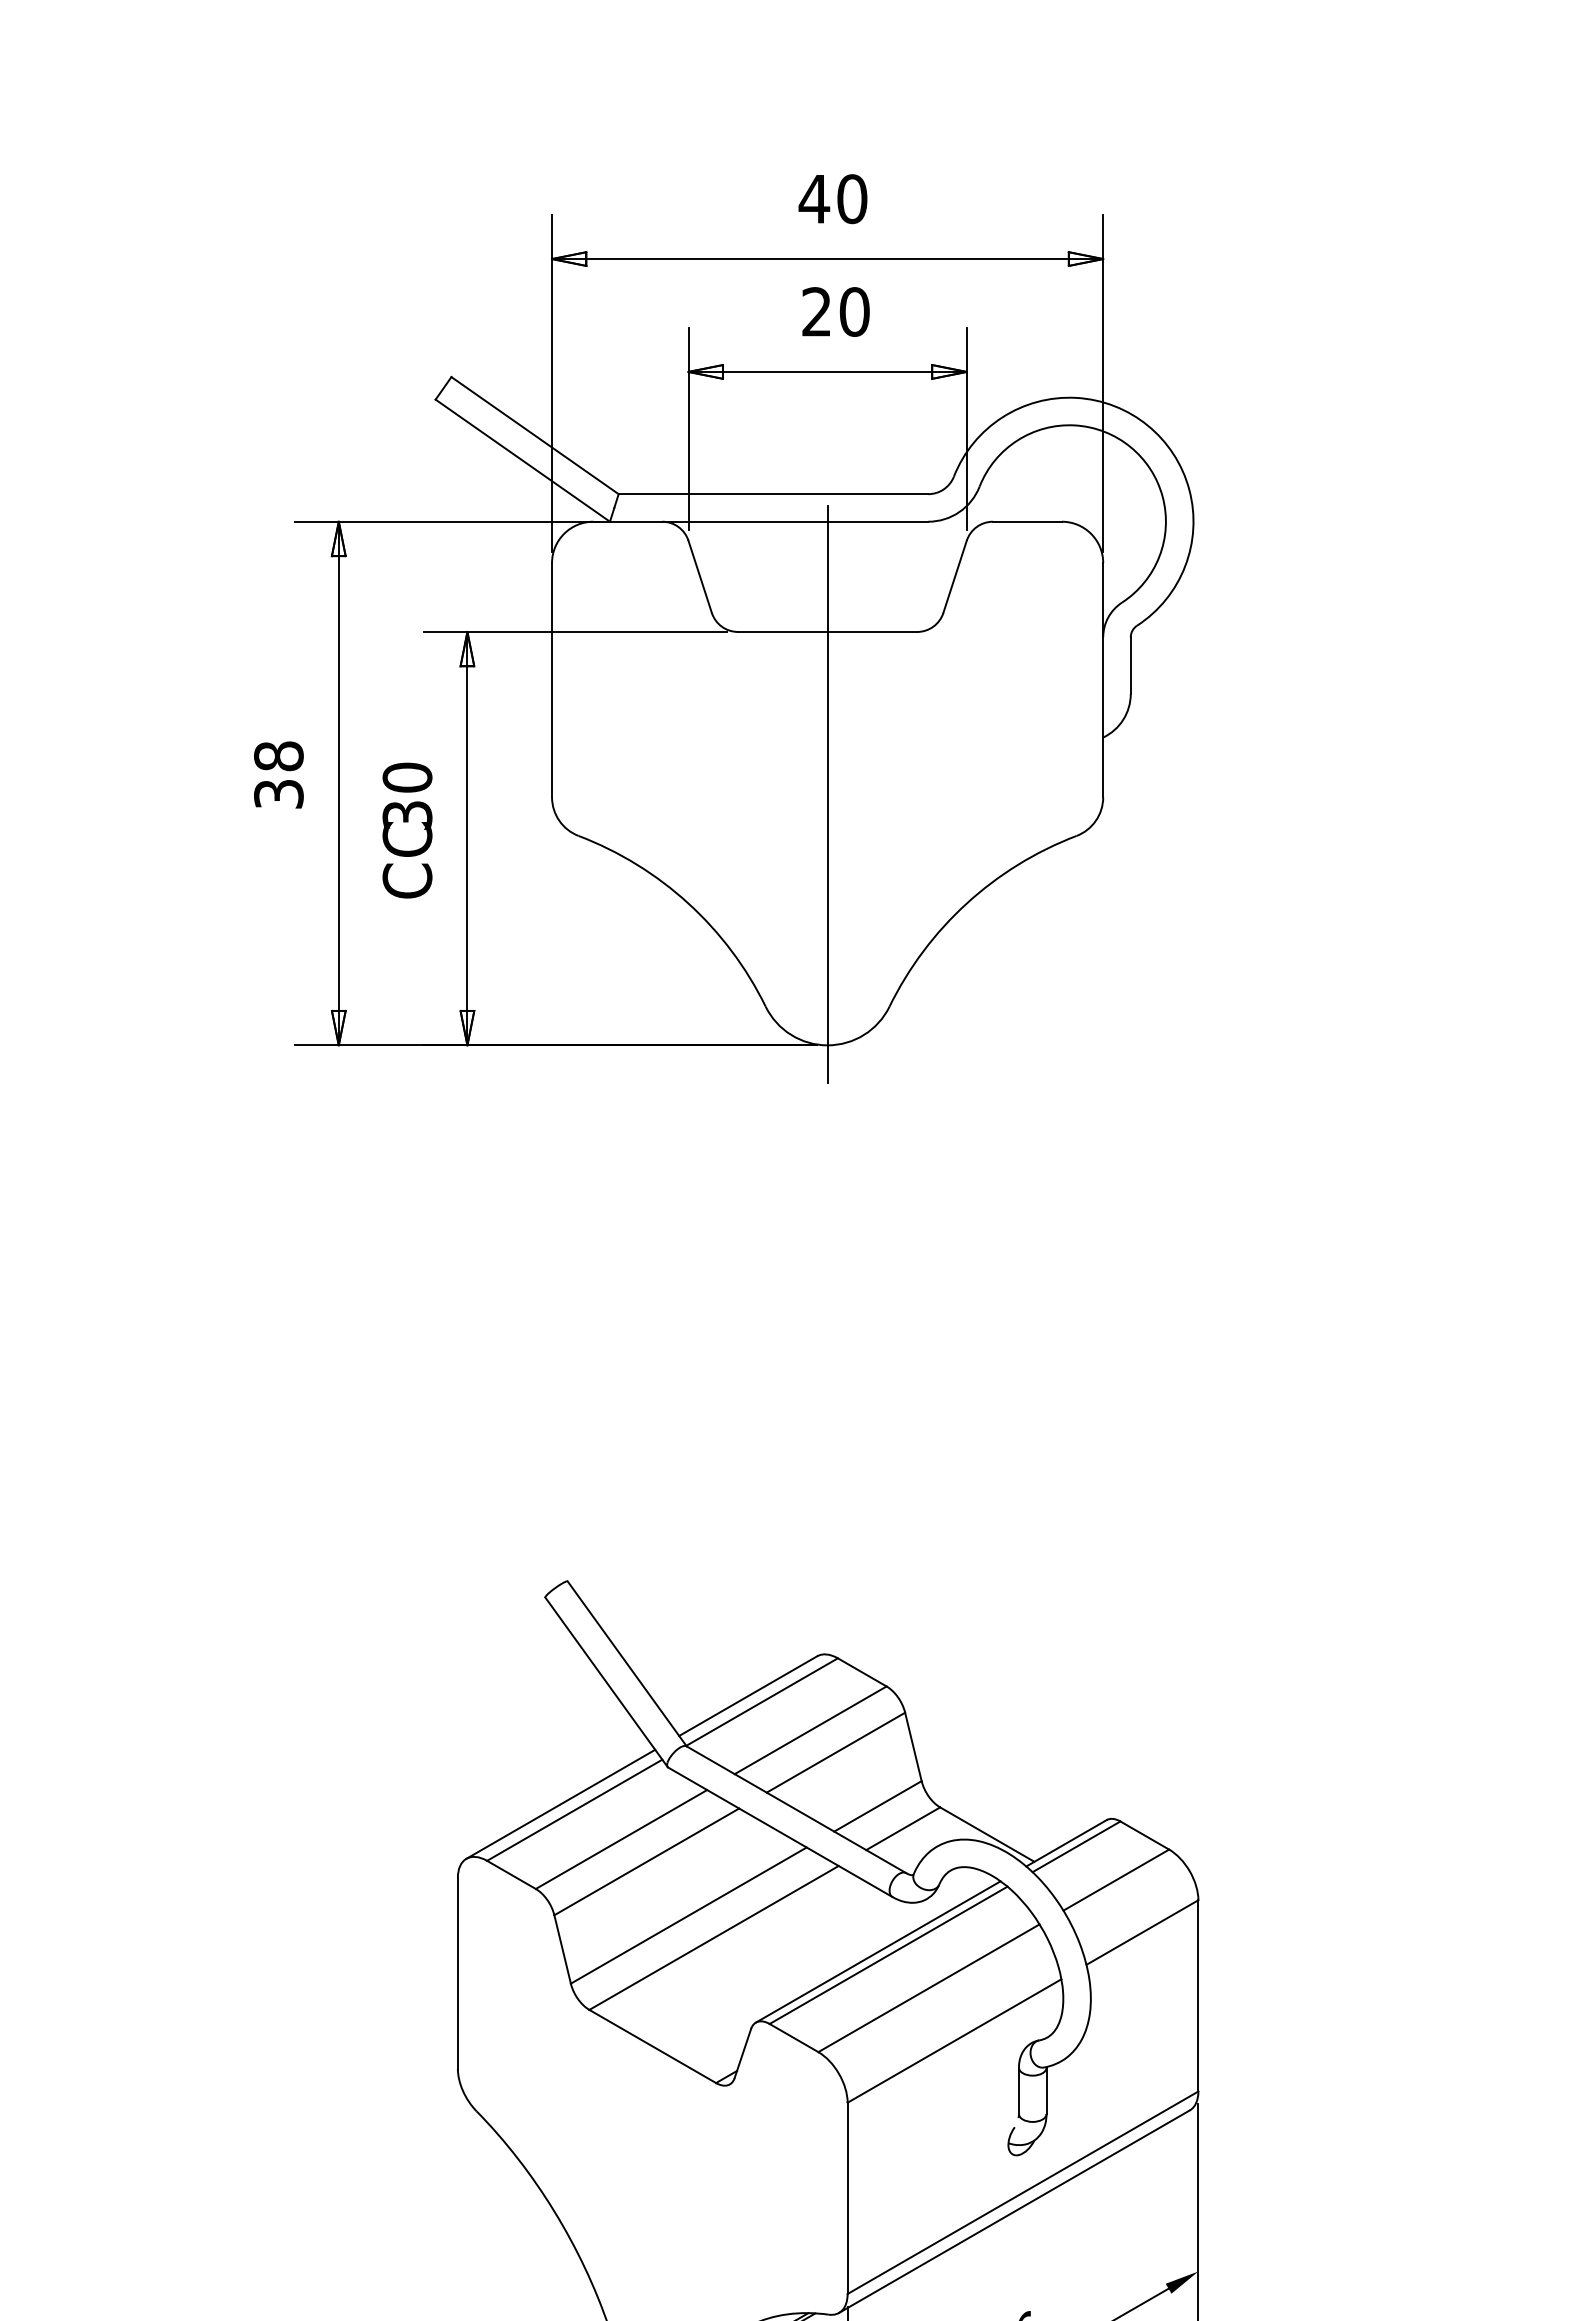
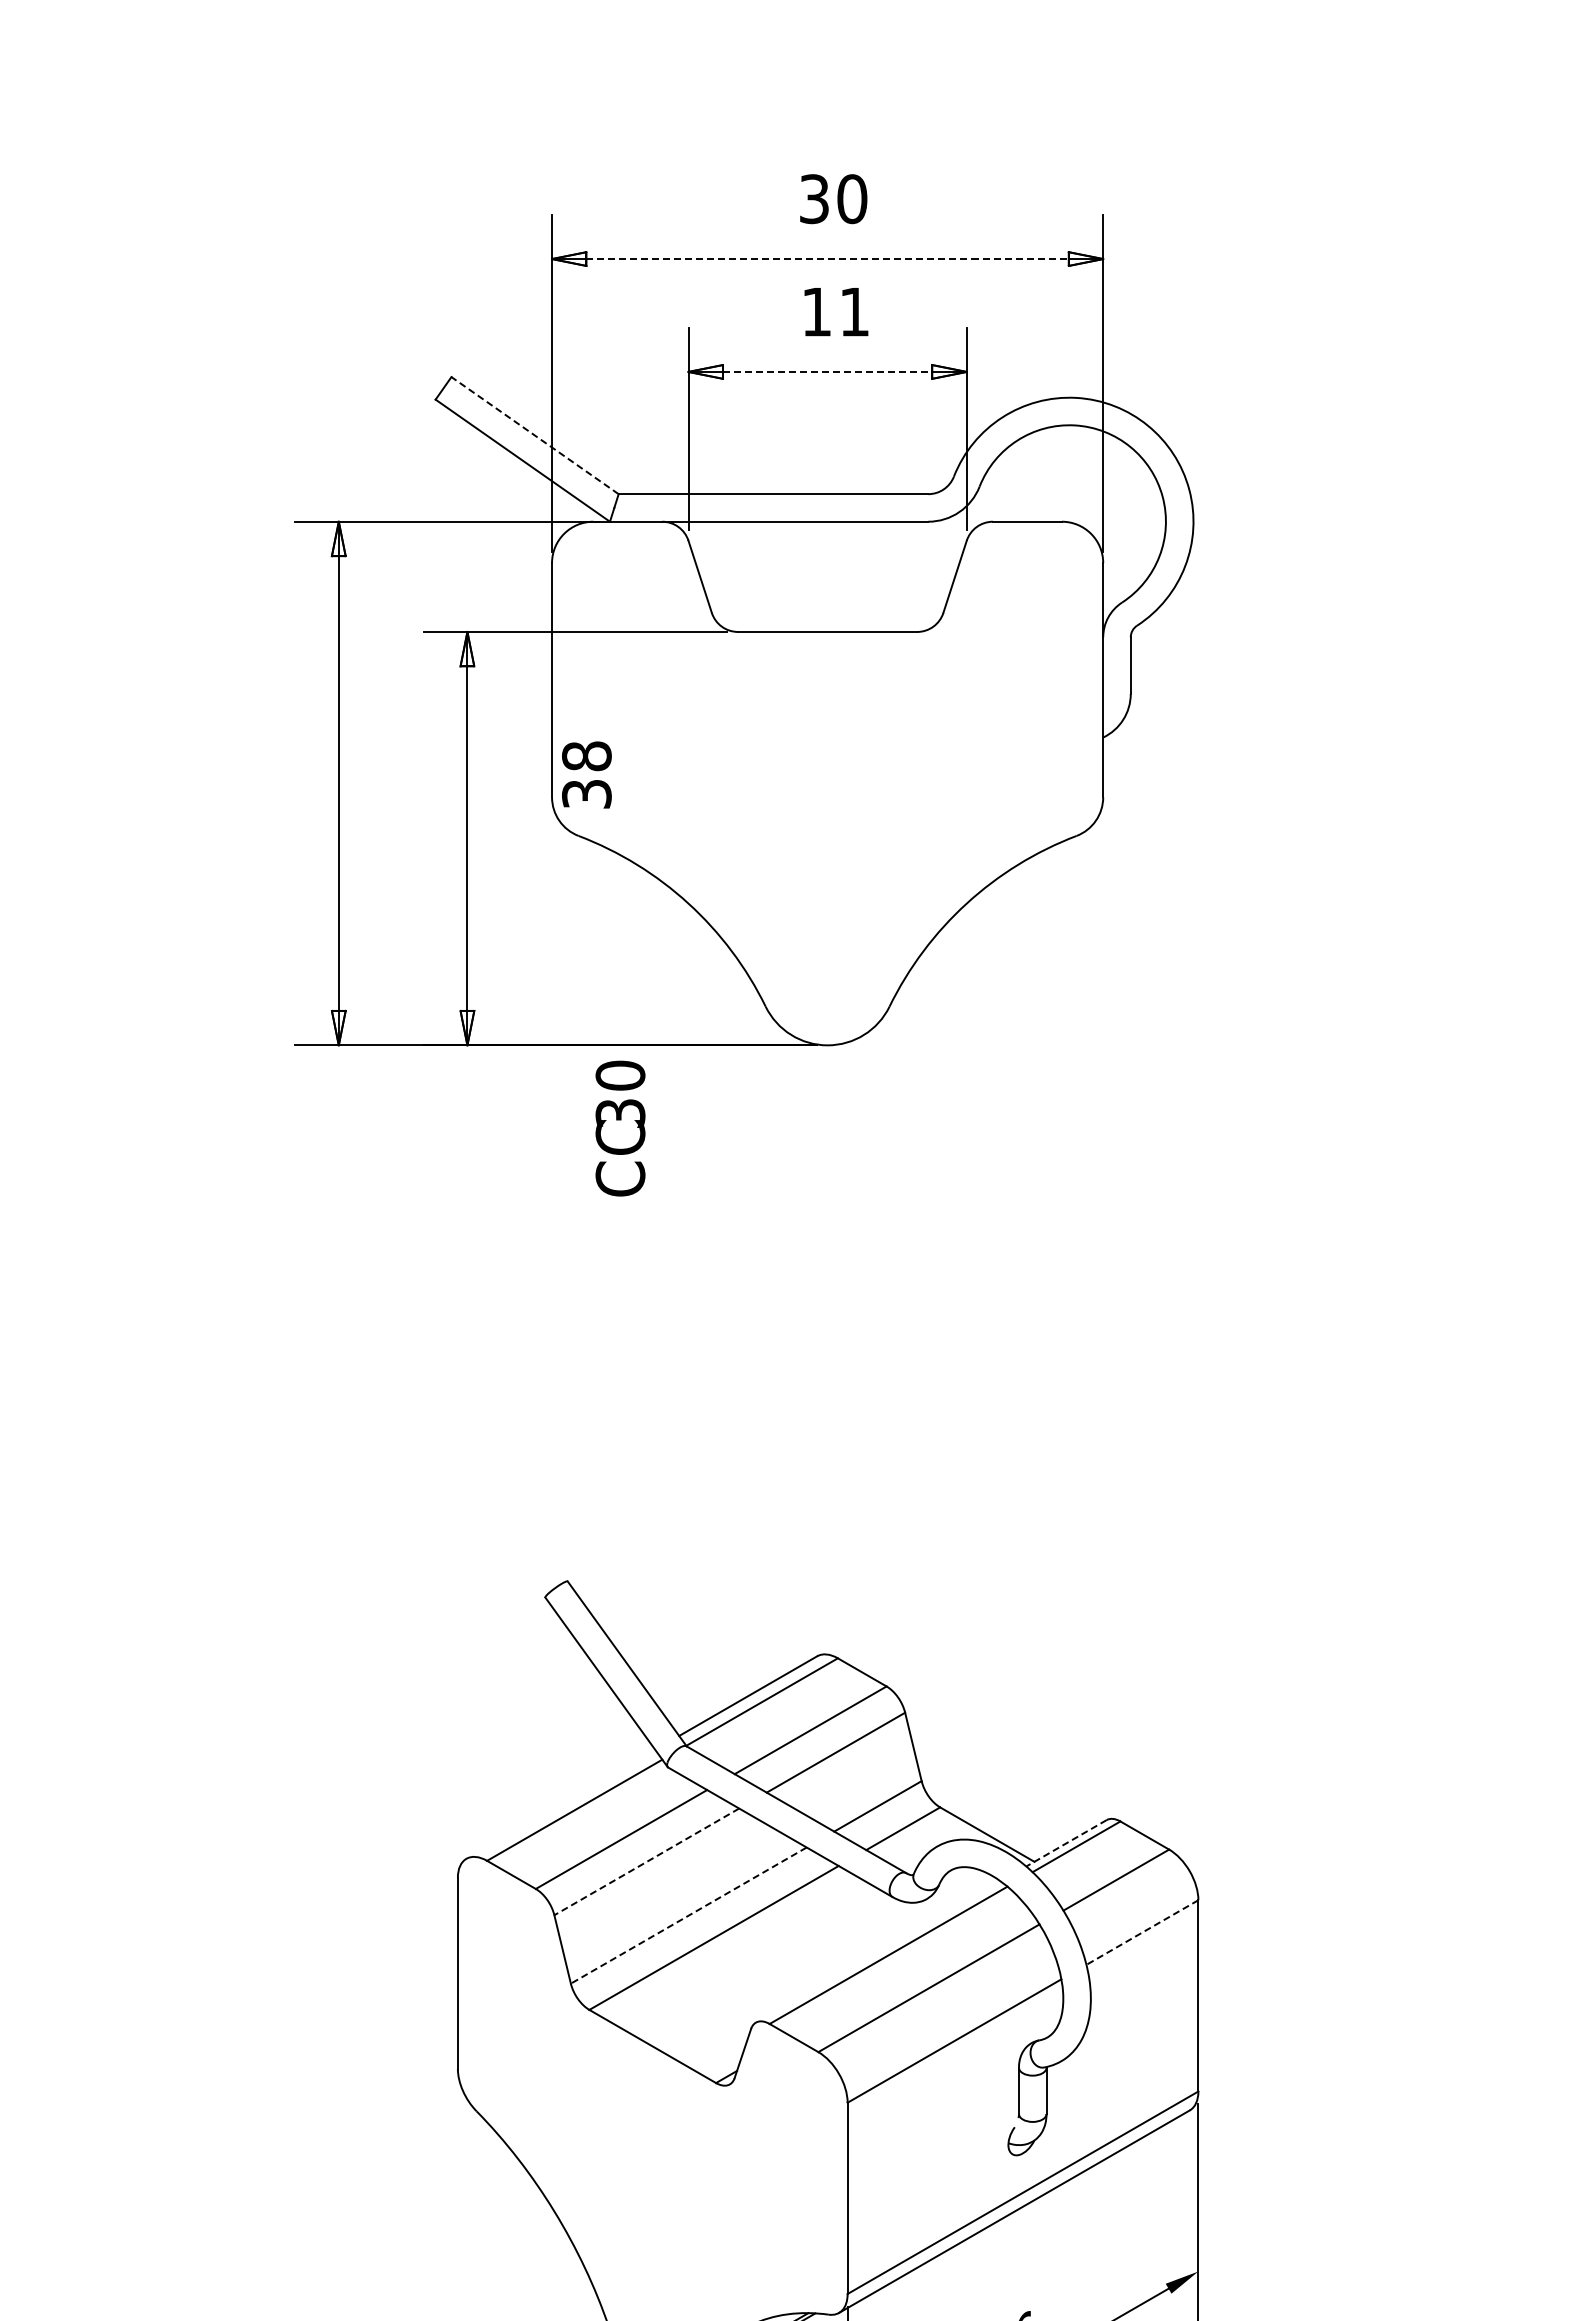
text: 40 -> 30 (814, 199)
line: solid -> dashed (828, 259)
text: 20 -> 11 (835, 311)
line: solid -> dashed (827, 371)
line: solid -> dashed (534, 435)
text position: (278, 774) -> (586, 774) (586, 774)
line: present -> none (827, 794)
text position: (407, 830) -> (620, 1128) (620, 1128)
line: present -> none (560, 1803)
line: solid -> dashed (1066, 1843)
line: solid -> dashed (646, 1861)
line: solid -> dashed (688, 1915)
line: solid -> dashed (1142, 1932)
line: present -> none (877, 1951)
